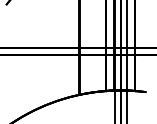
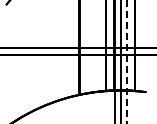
line: solid -> dashed (126, 62)
